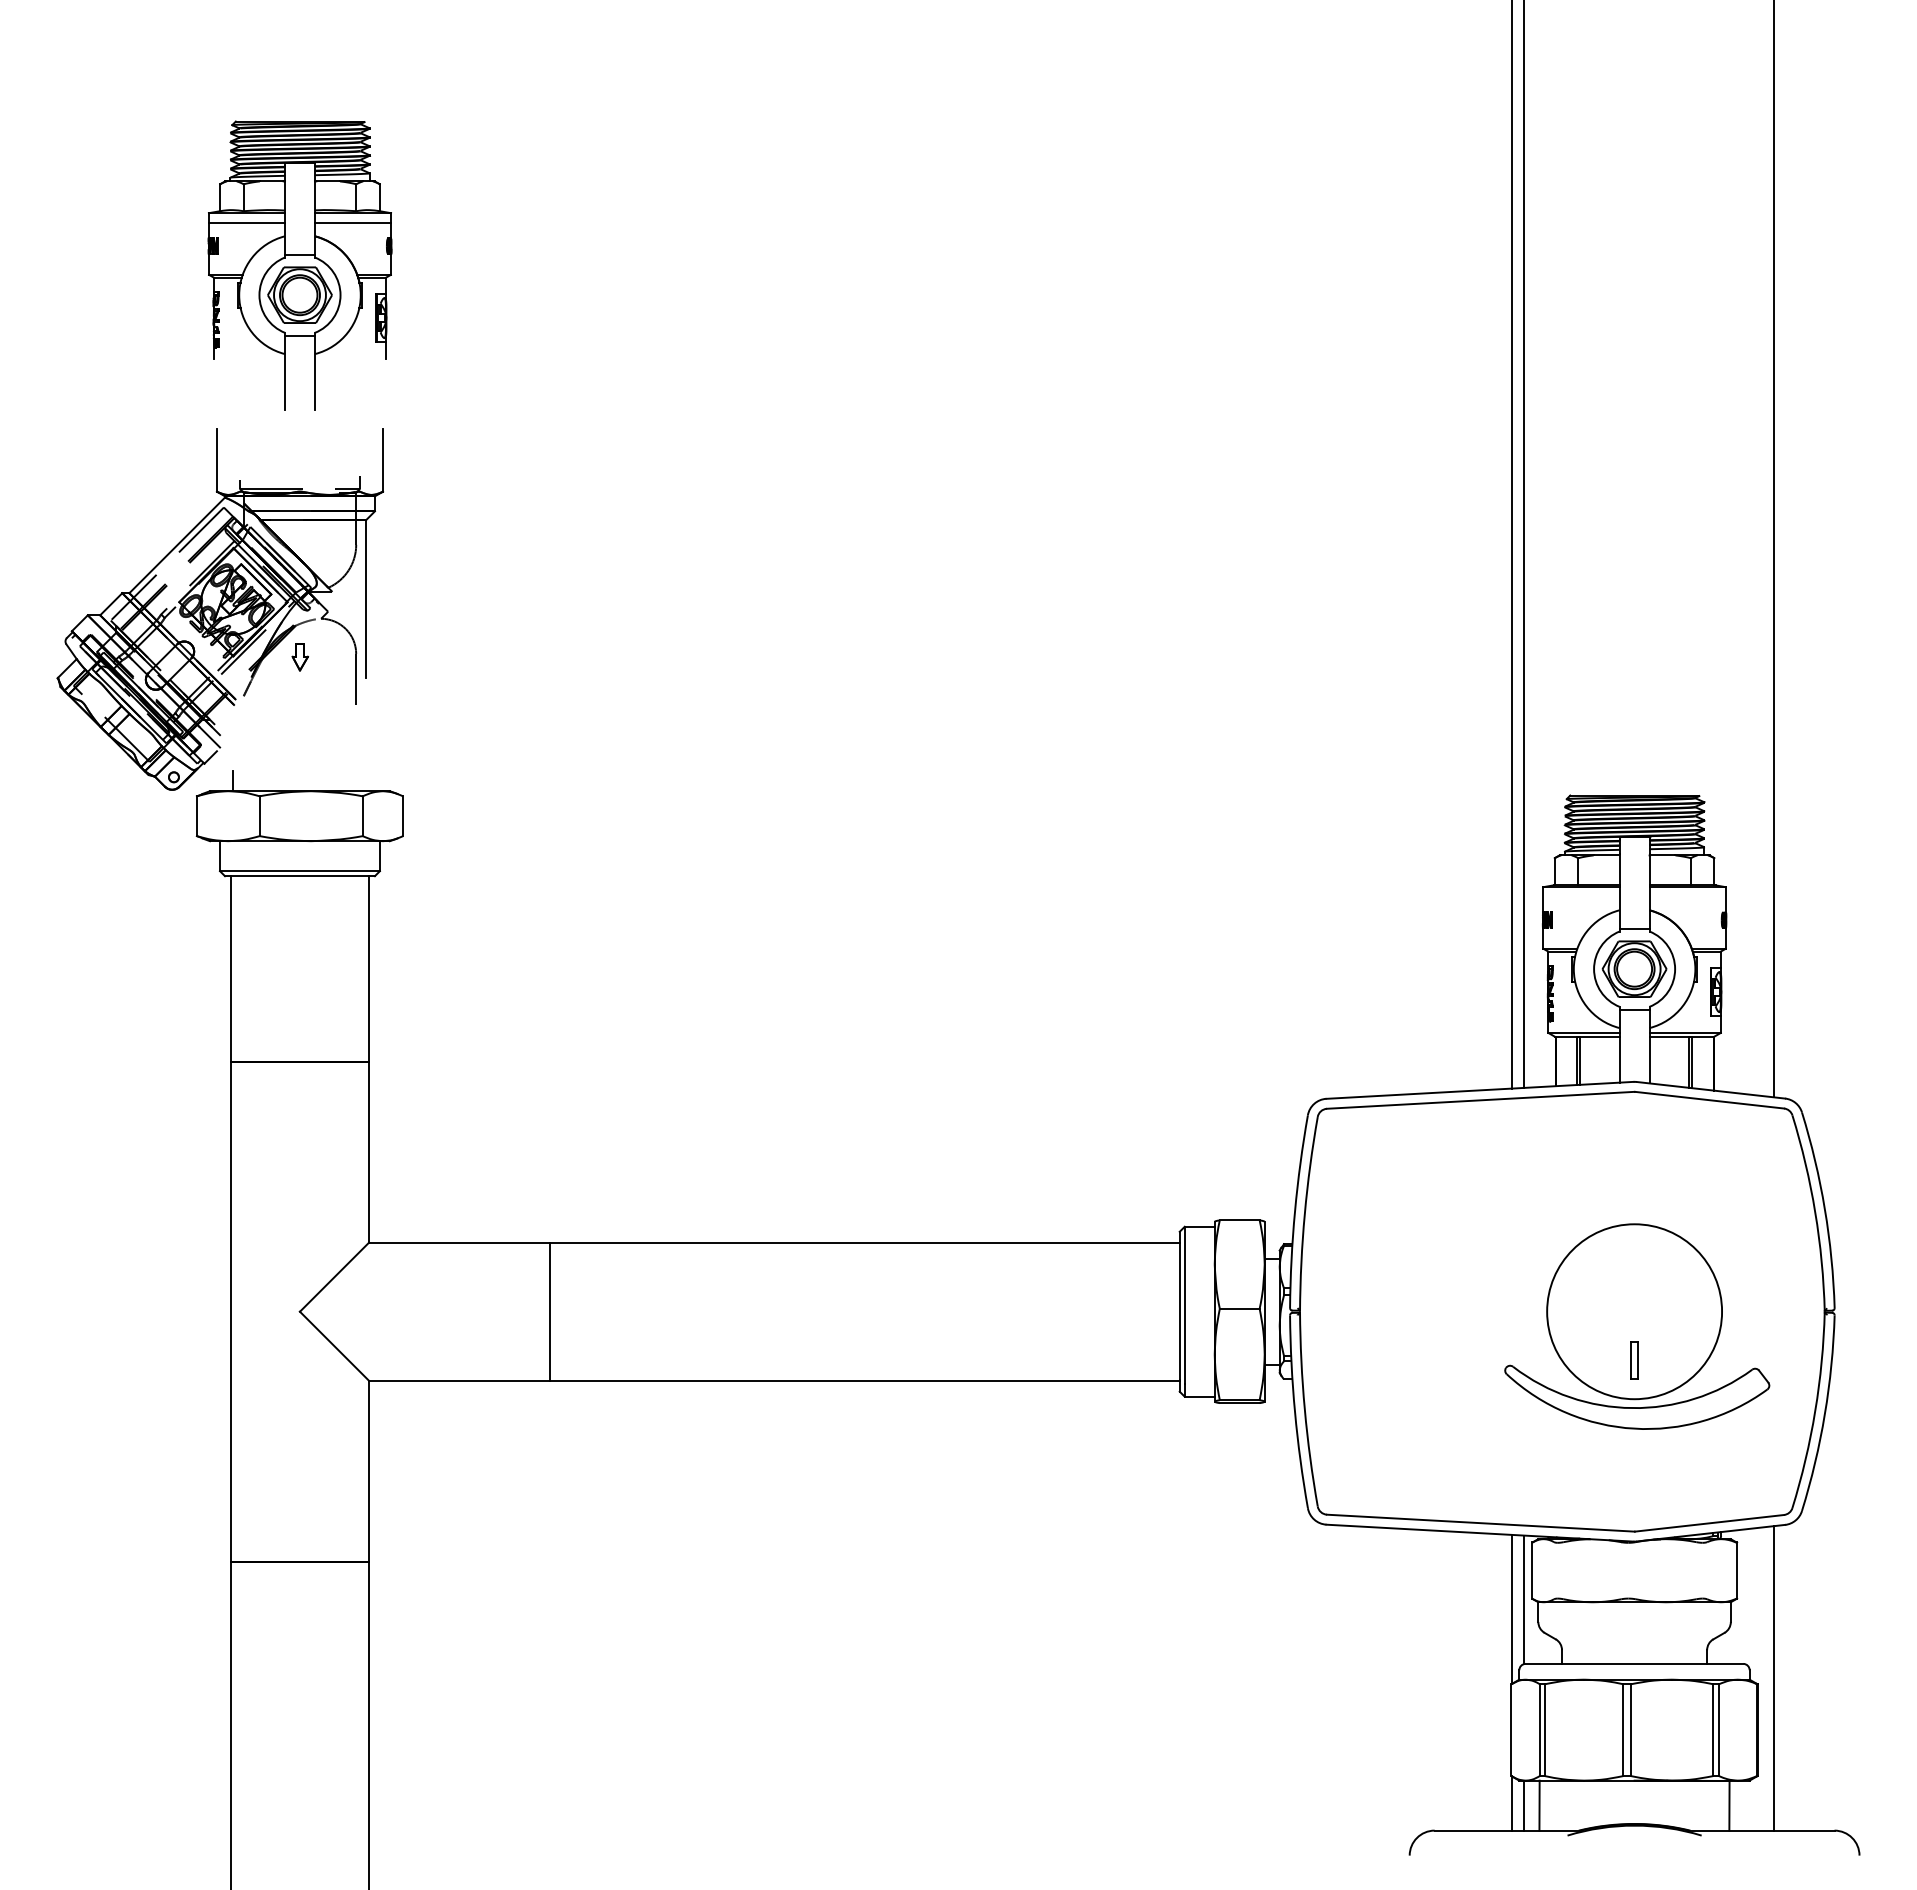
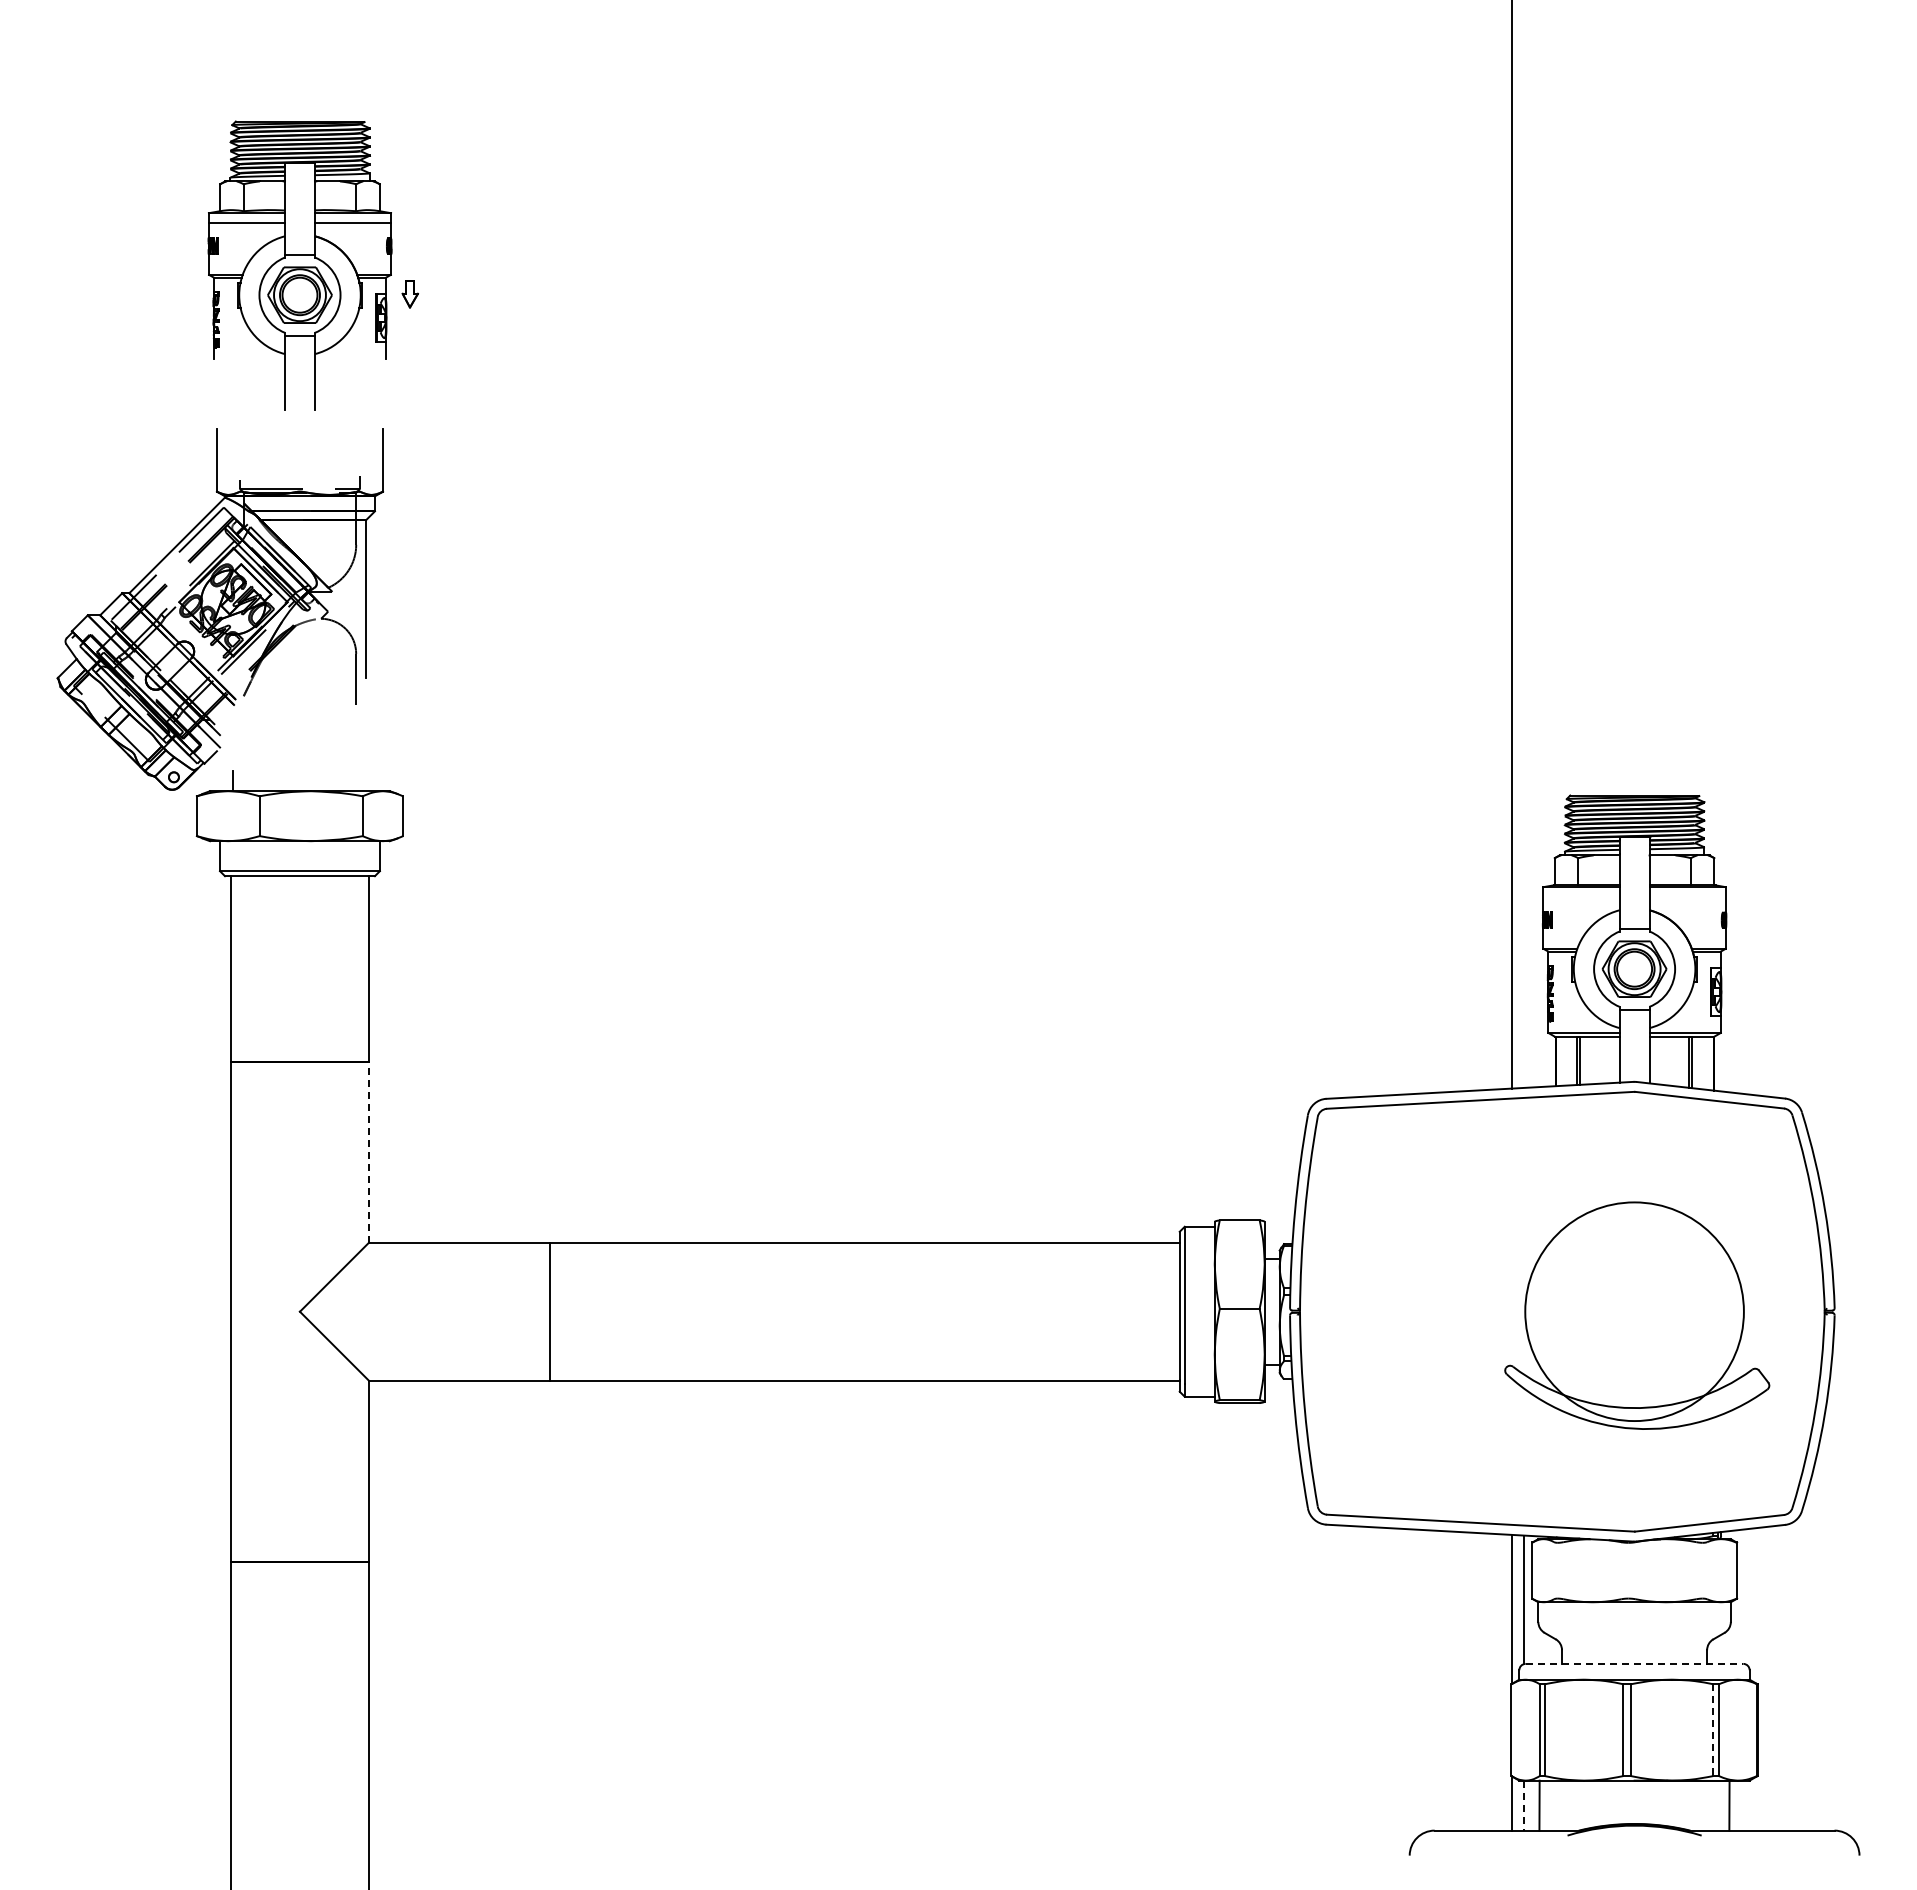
line: present -> none (1524, 544)
line: present -> none (1774, 549)
part position: (299, 657) -> (409, 294) (409, 294)
line: solid -> dashed (369, 1151)
circle diameter: 175 px -> 219 px (1634, 1311)
part: present -> none (1634, 1360)
line: solid -> dashed (1634, 1663)
line: present -> none (1774, 1678)
line: solid -> dashed (1713, 1730)
line: solid -> dashed (1524, 1805)
